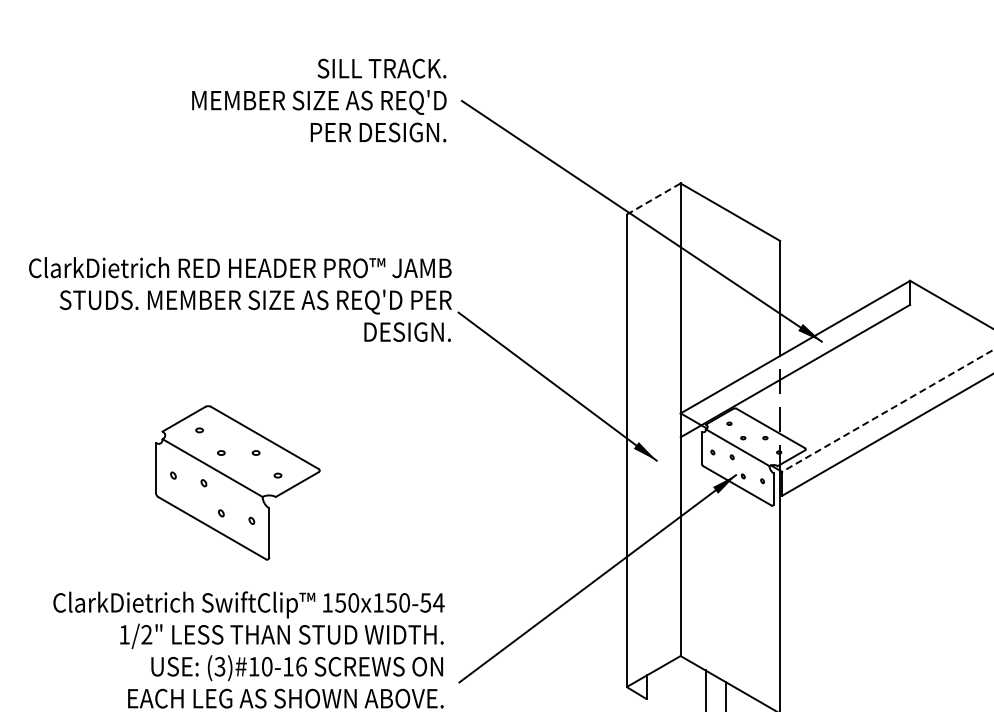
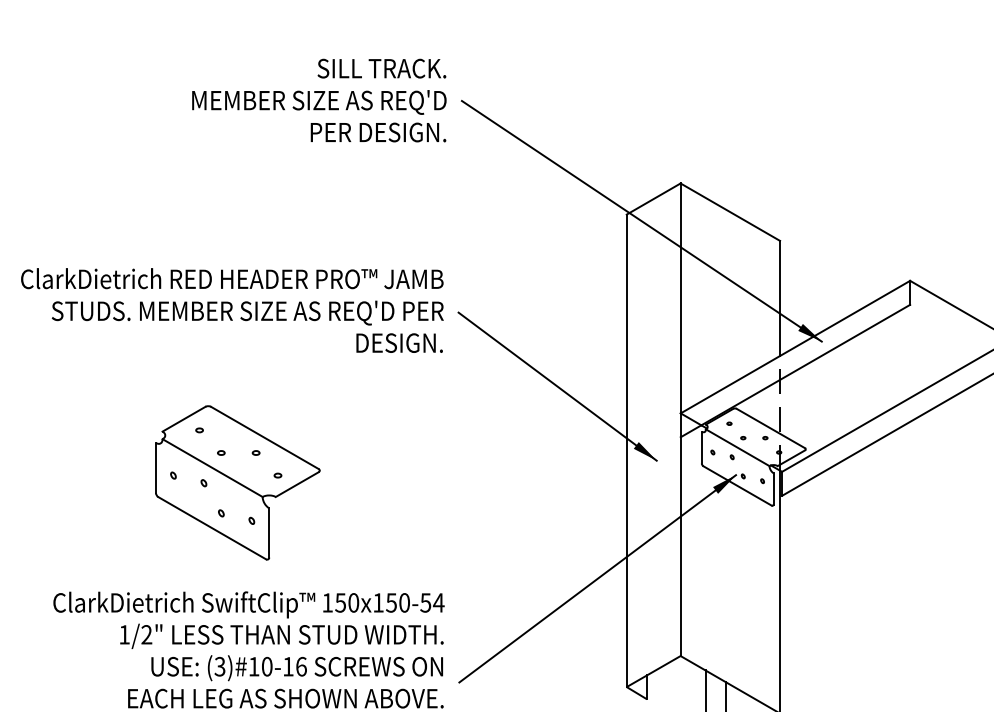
line: dashed -> solid (654, 198)
text position: (240, 299) -> (232, 310) (232, 310)
line: dashed -> solid (887, 410)
